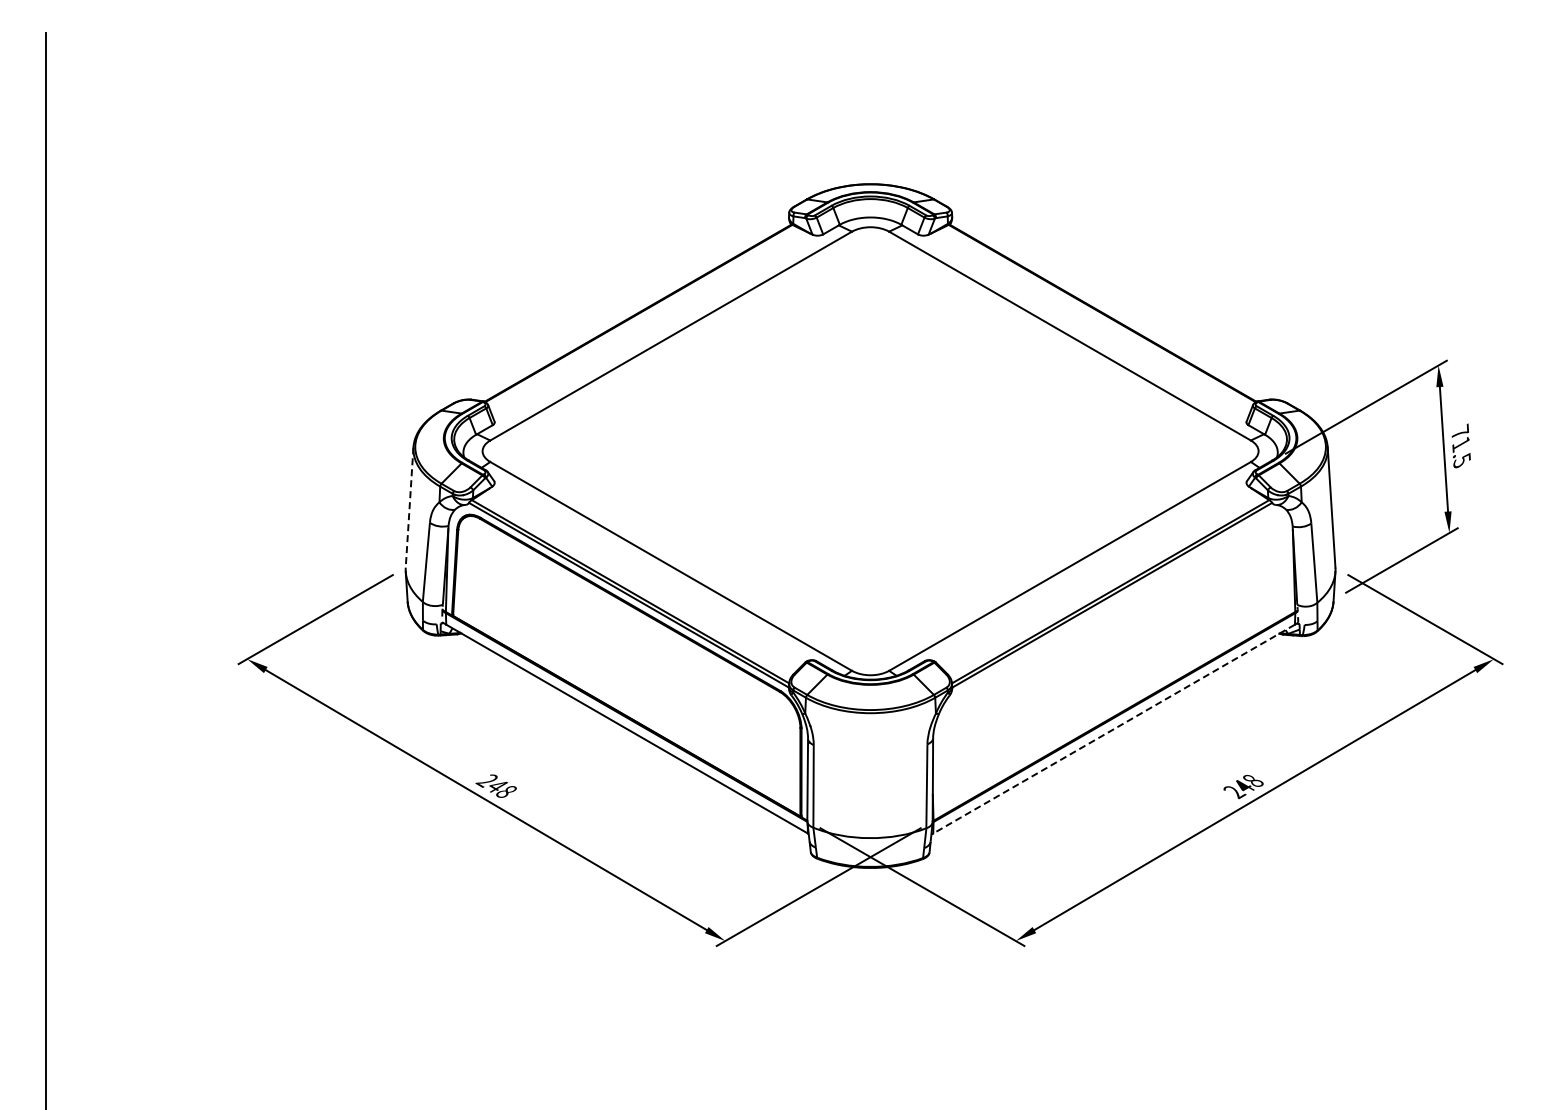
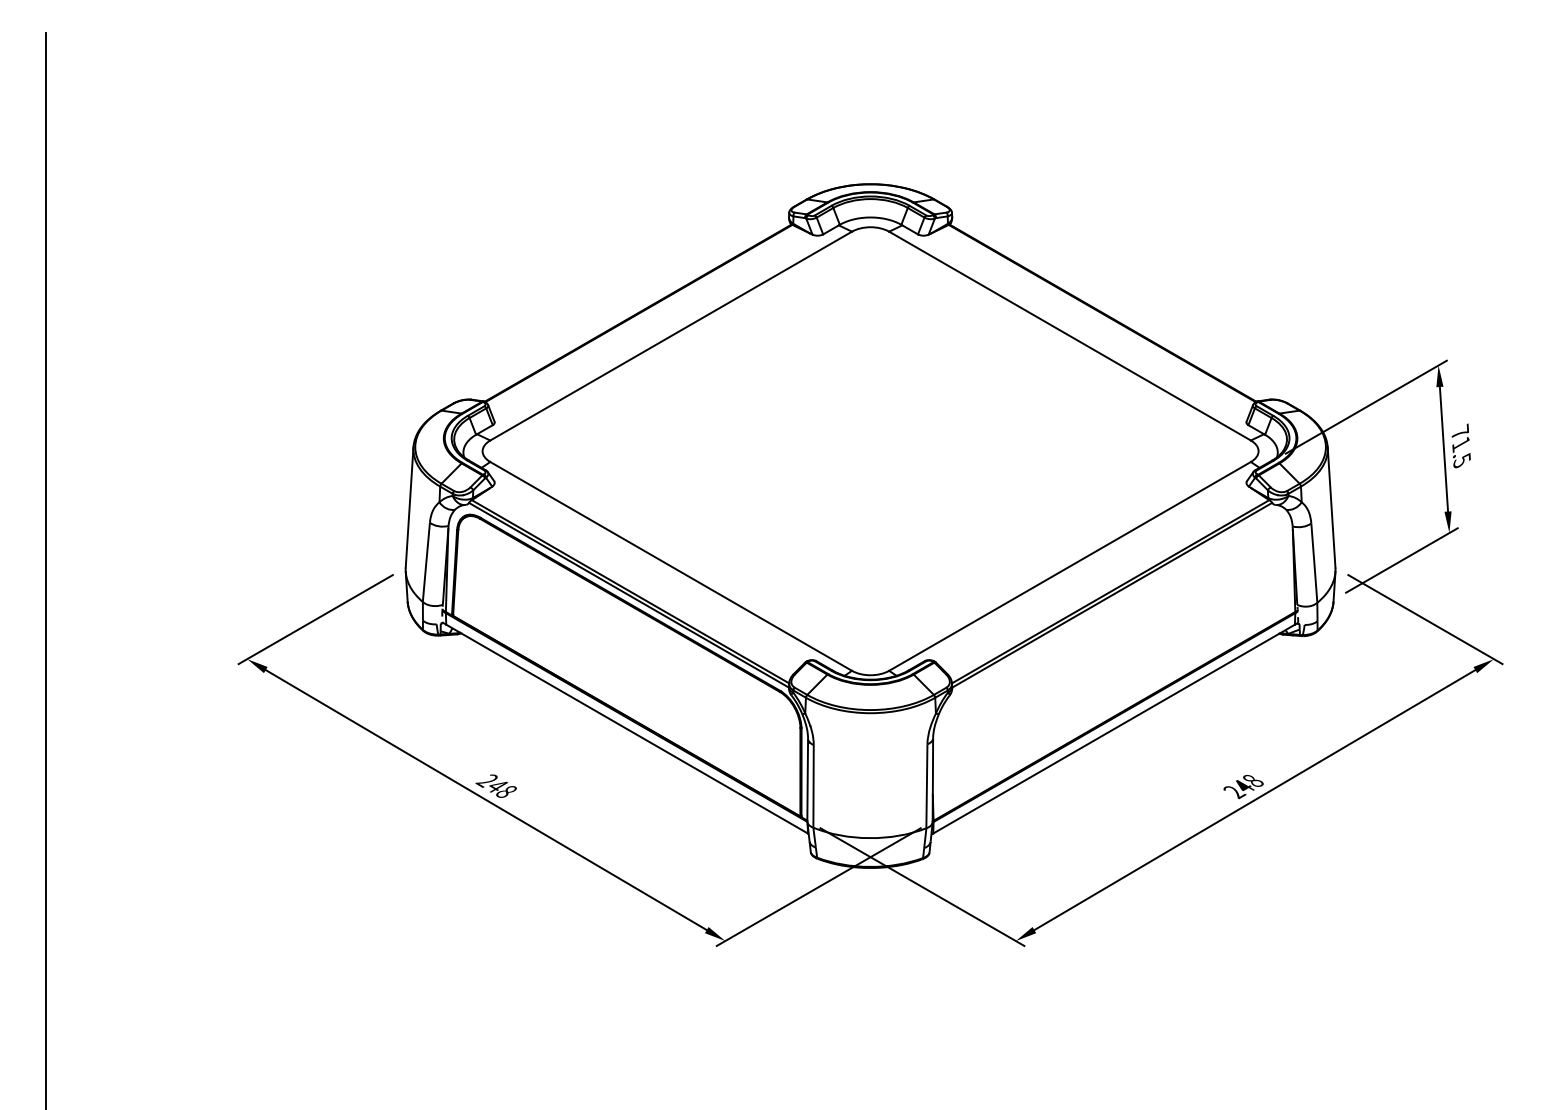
line: dashed -> solid (409, 507)
line: dashed -> solid (1114, 729)
